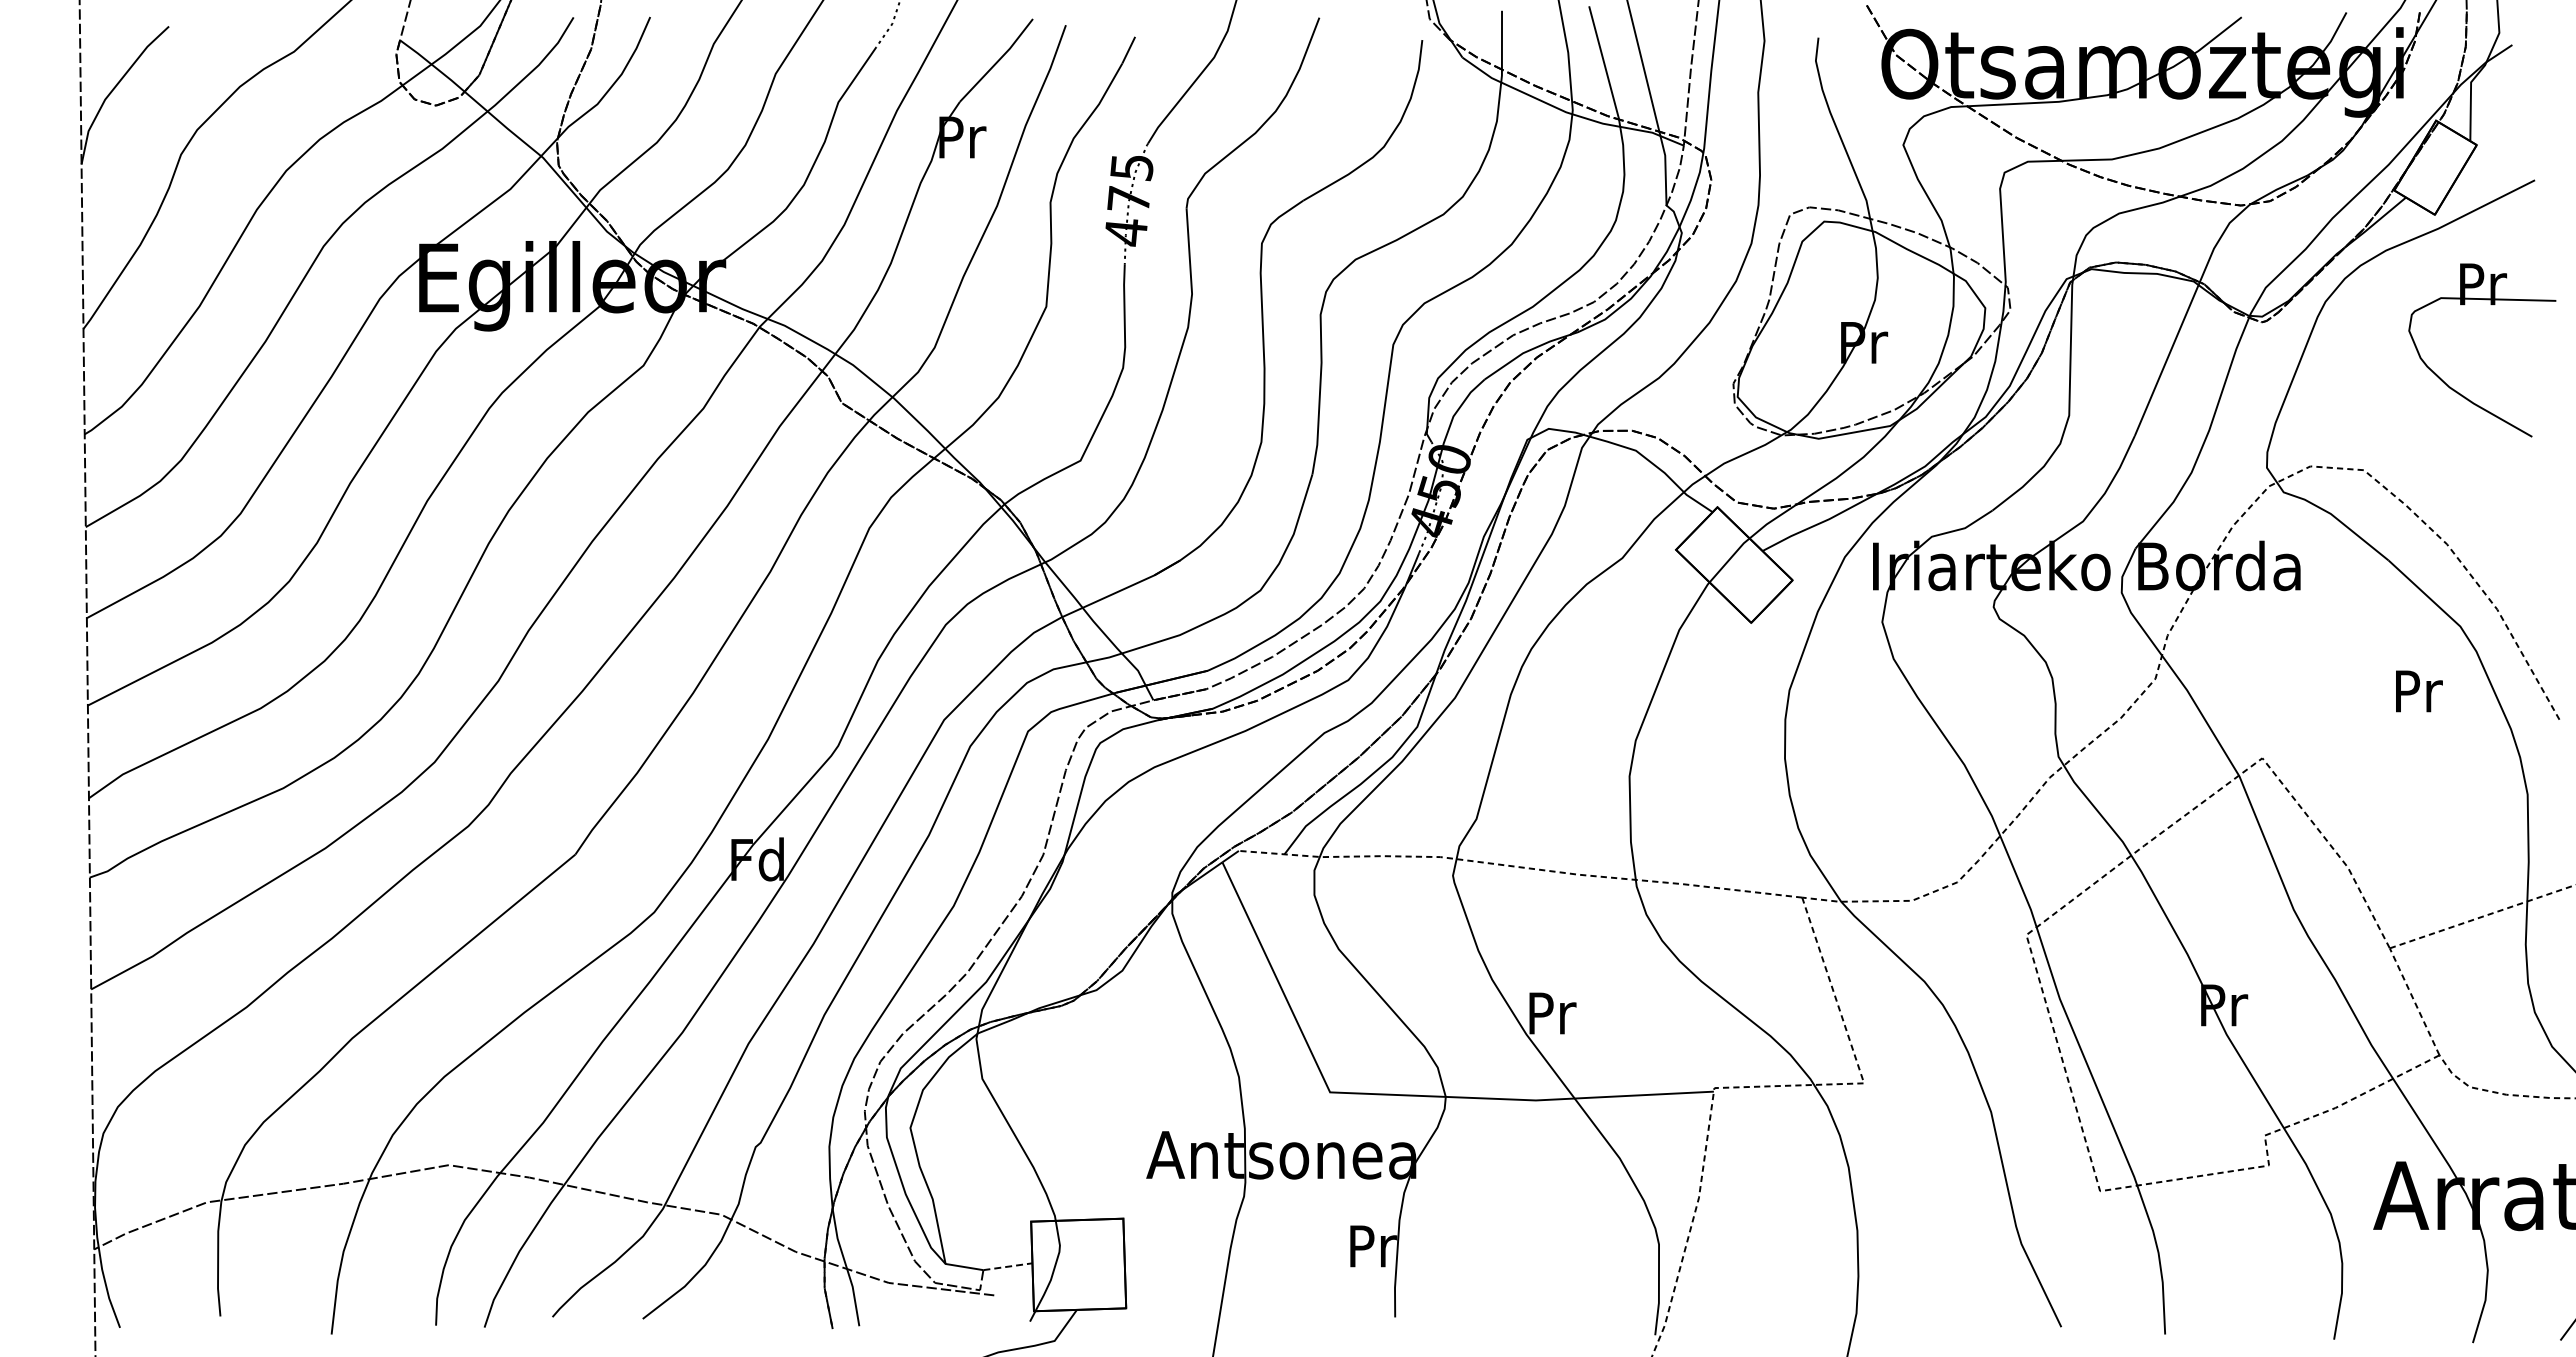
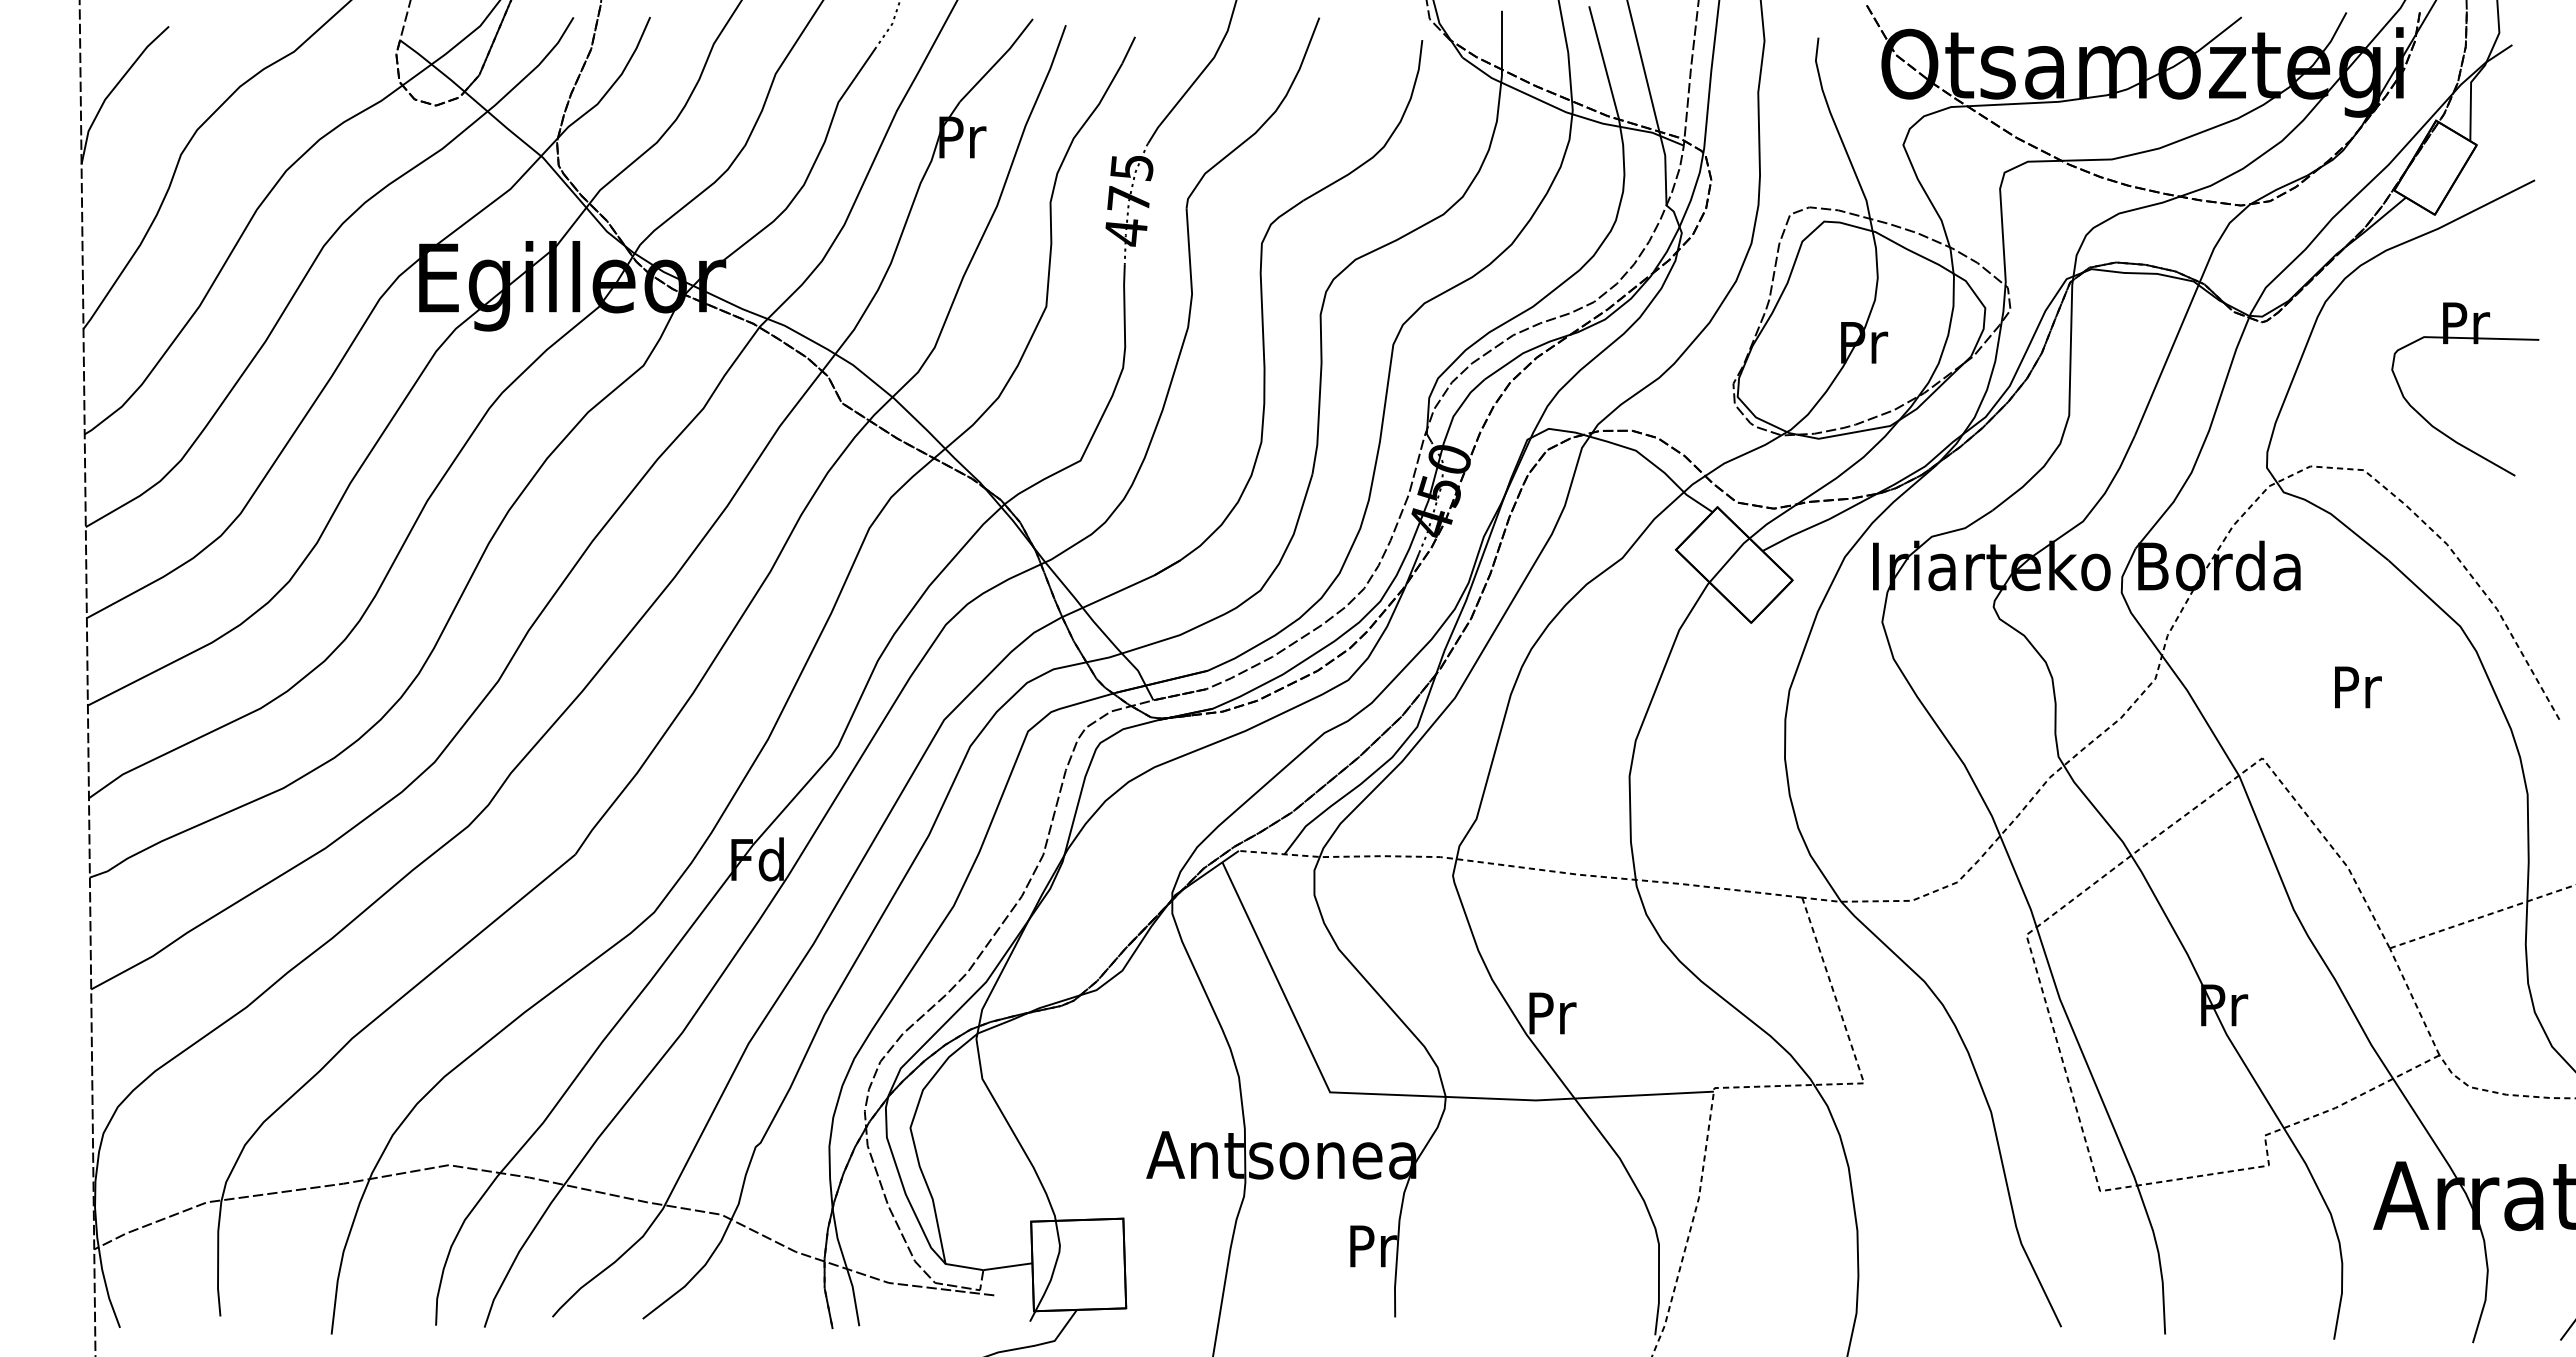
part position: (2491, 305) -> (2474, 344) (2474, 344)
text position: (2419, 691) -> (2358, 687) (2358, 687)
line: dashed -> solid (1007, 1266)
